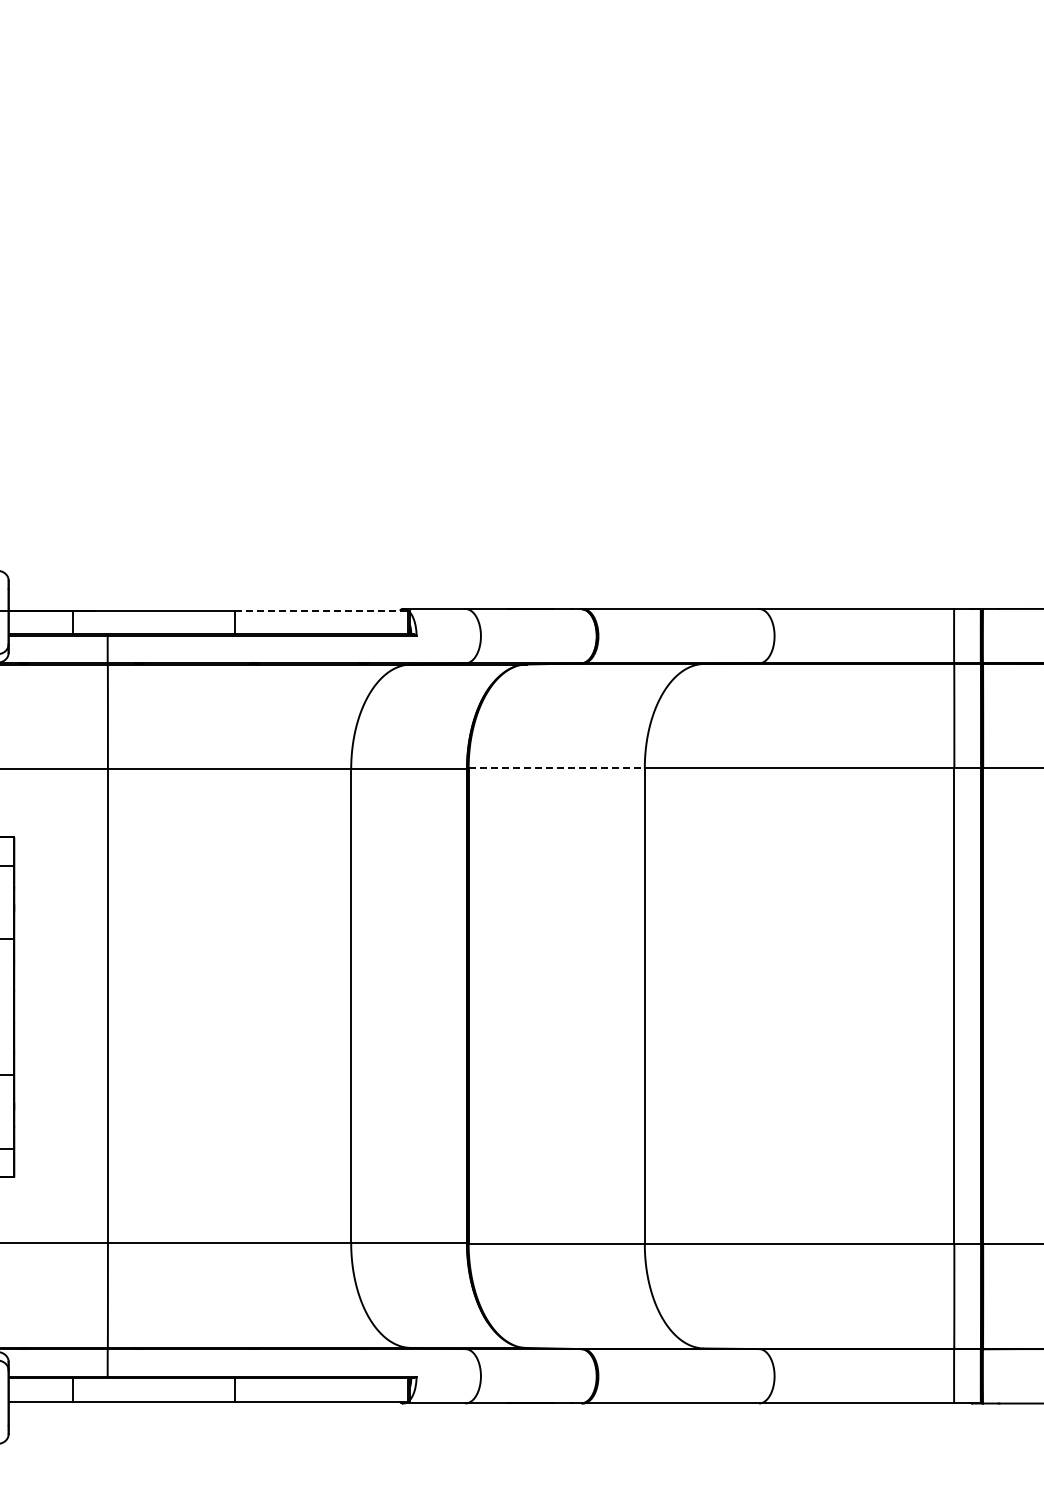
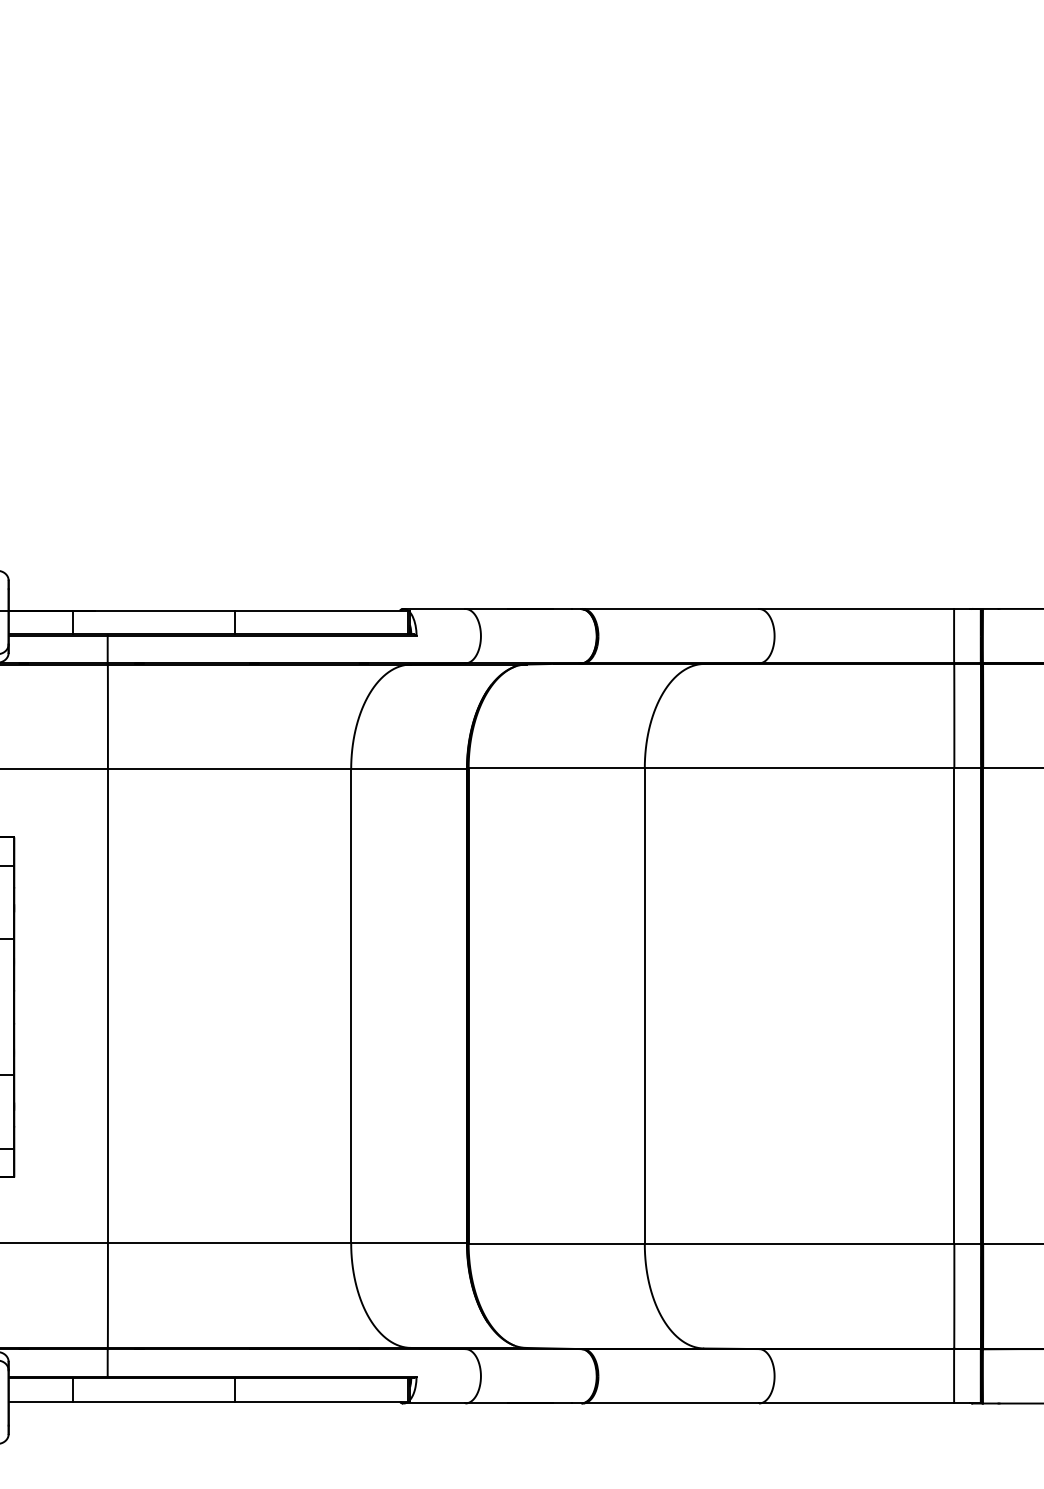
line: dashed -> solid (322, 610)
line: dashed -> solid (557, 768)
